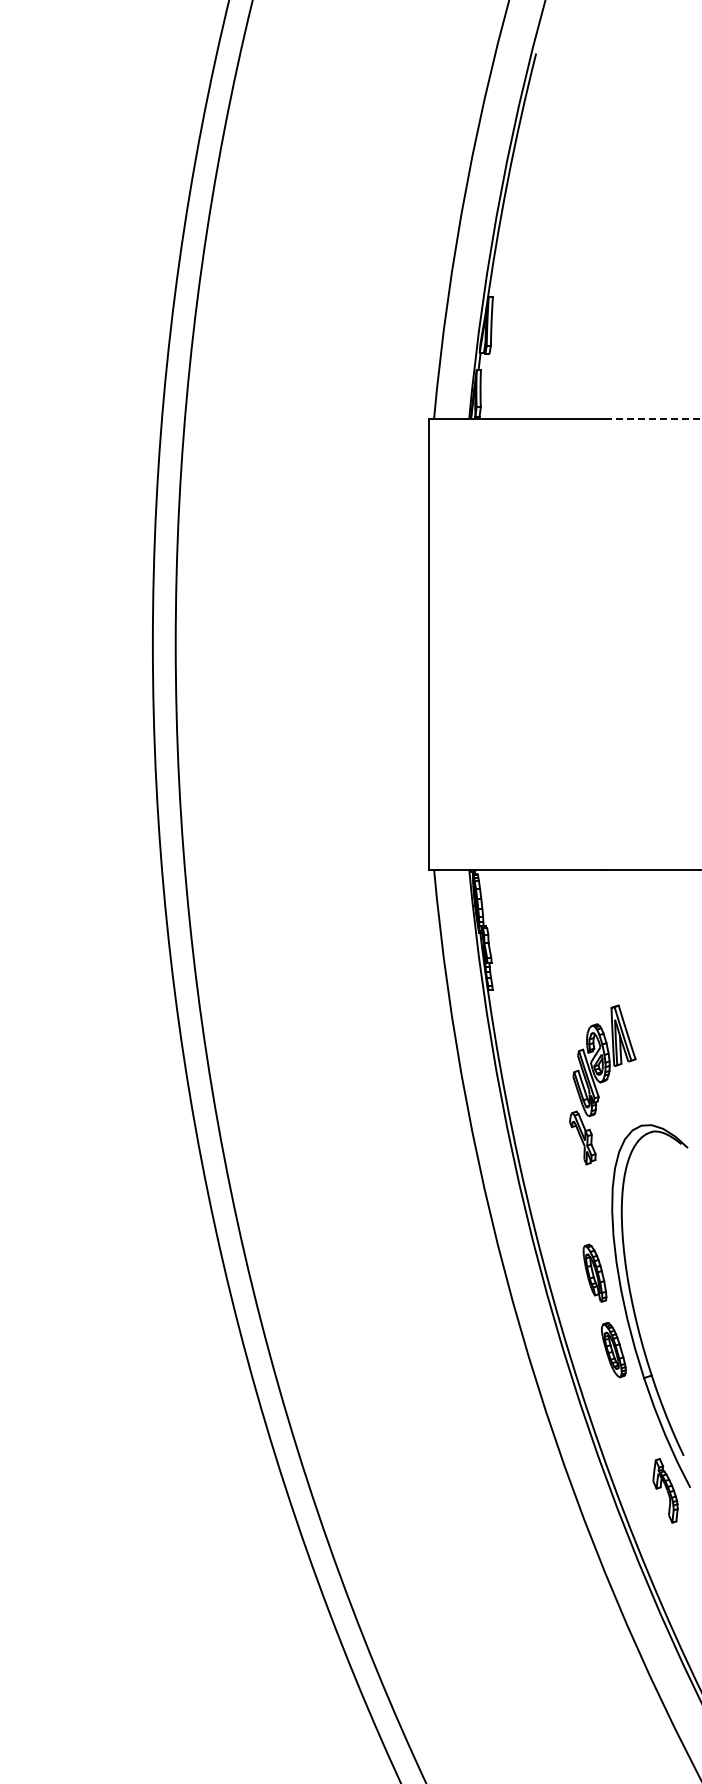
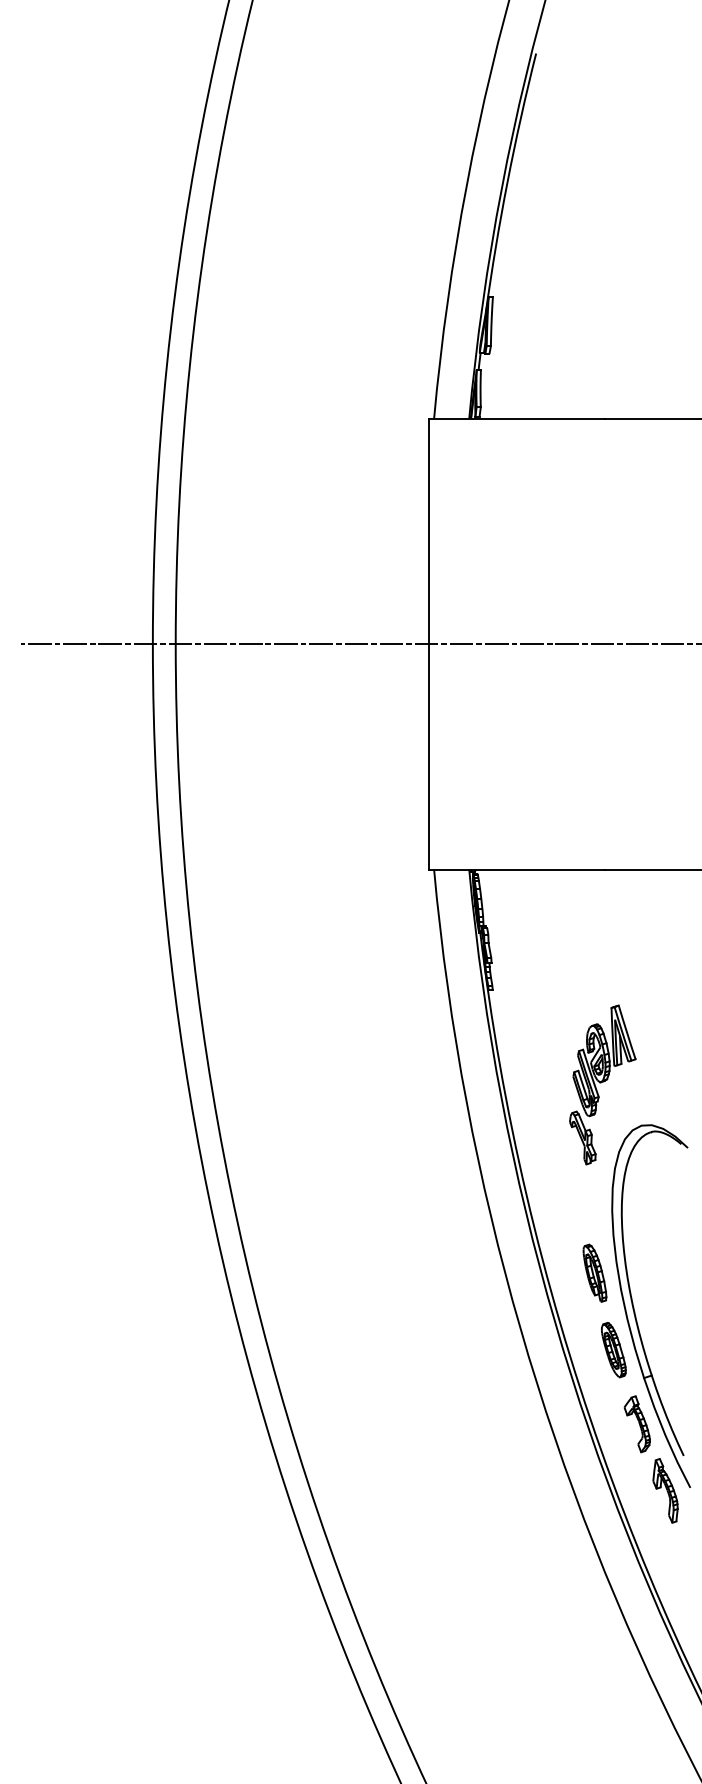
line: dashed -> solid (653, 418)
line: none -> present (359, 644)
part: none -> present (636, 1424)
